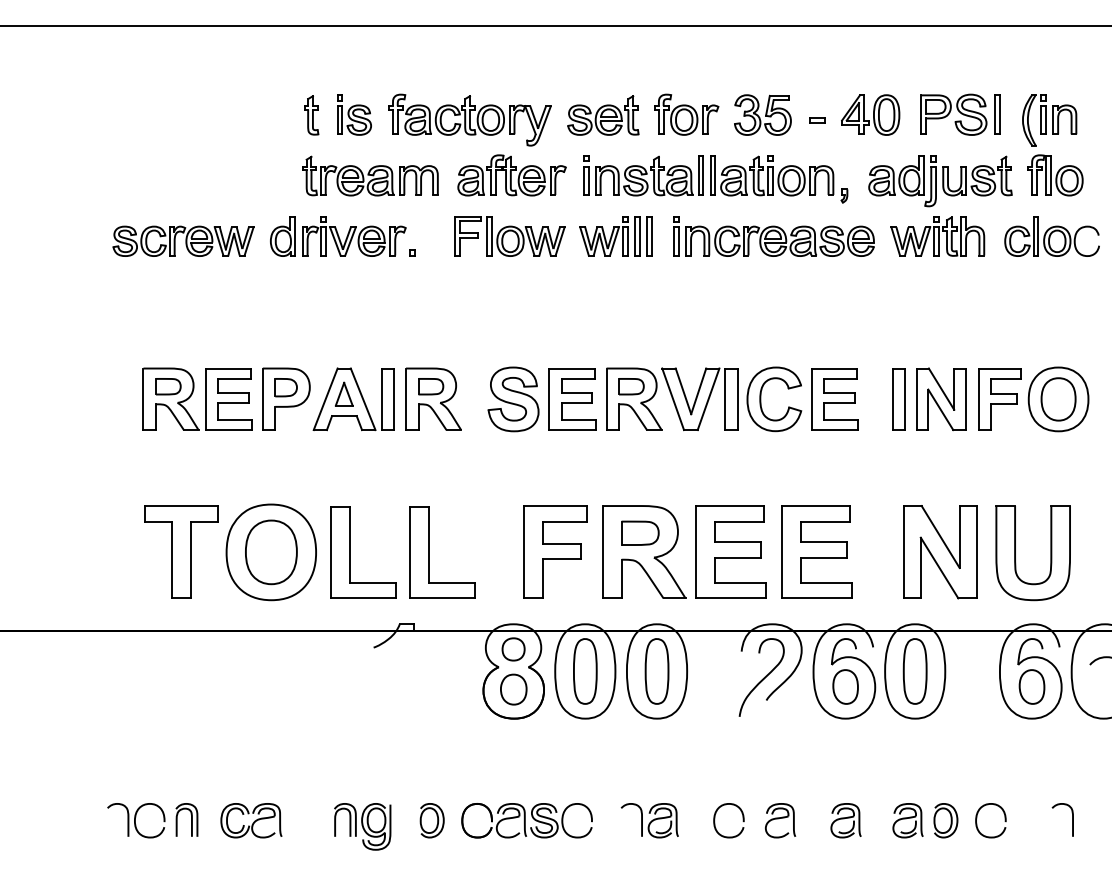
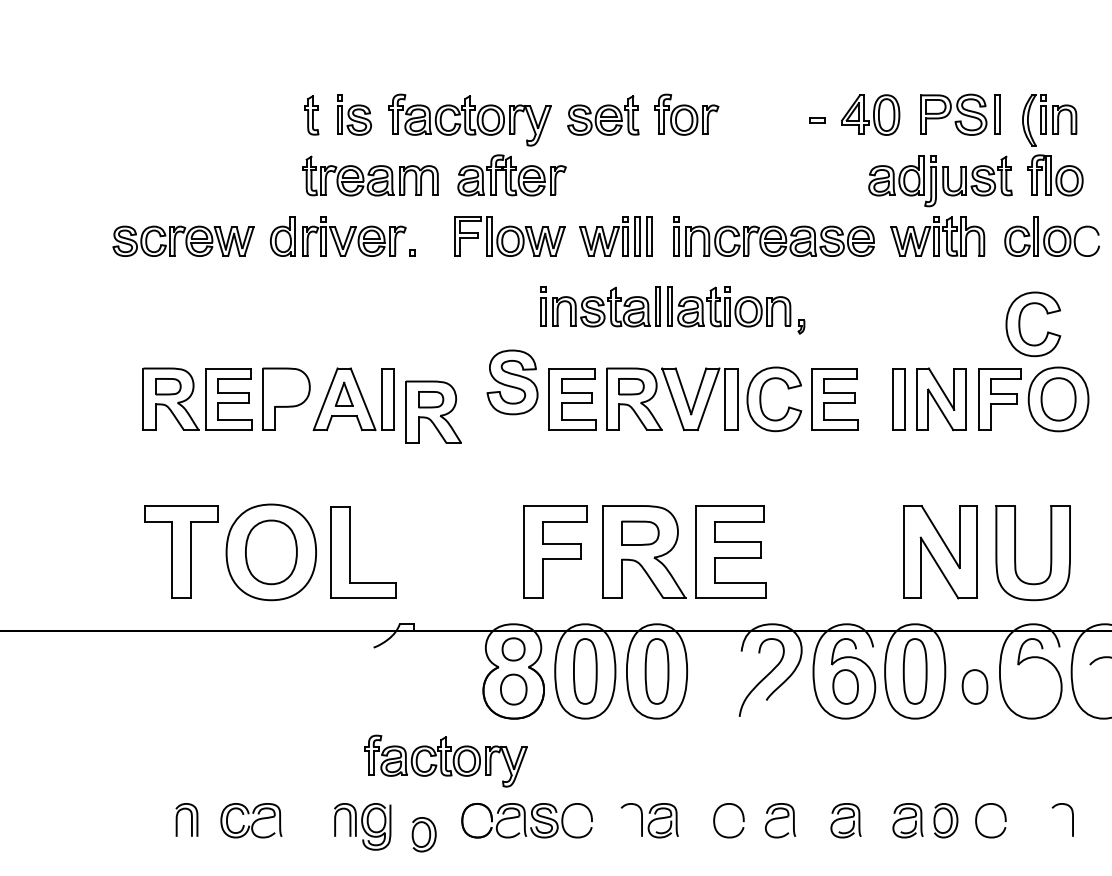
line: present -> none (555, 26)
part: present -> none (762, 114)
part position: (715, 179) -> (672, 310) (672, 310)
part: none -> present (1020, 324)
part: present -> none (285, 387)
part position: (433, 398) -> (433, 411) (433, 411)
part position: (513, 399) -> (512, 382) (512, 382)
part: present -> none (816, 551)
part: present -> none (429, 552)
part position: (1031, 686) -> (974, 686) (974, 686)
part: none -> present (445, 760)
part: present -> none (136, 820)
part position: (431, 820) -> (423, 834) (423, 834)
